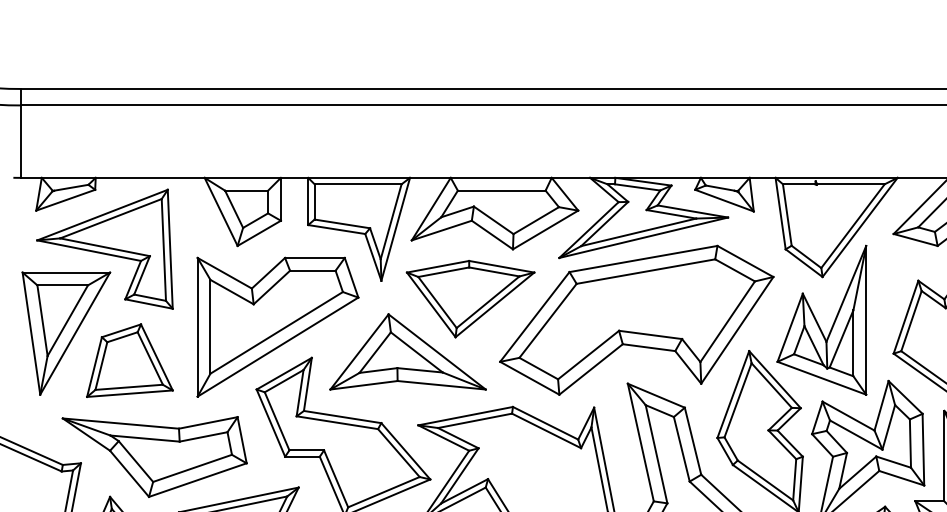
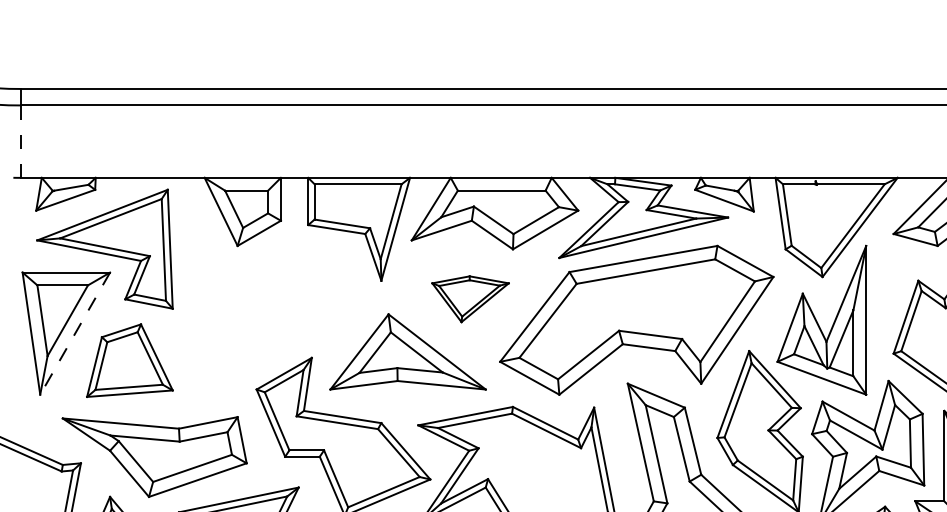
line: solid -> dashed (20, 142)
part size: 131x79 px -> 79x49 px (470, 299)
part: present -> none (277, 326)
line: solid -> dashed (74, 334)
